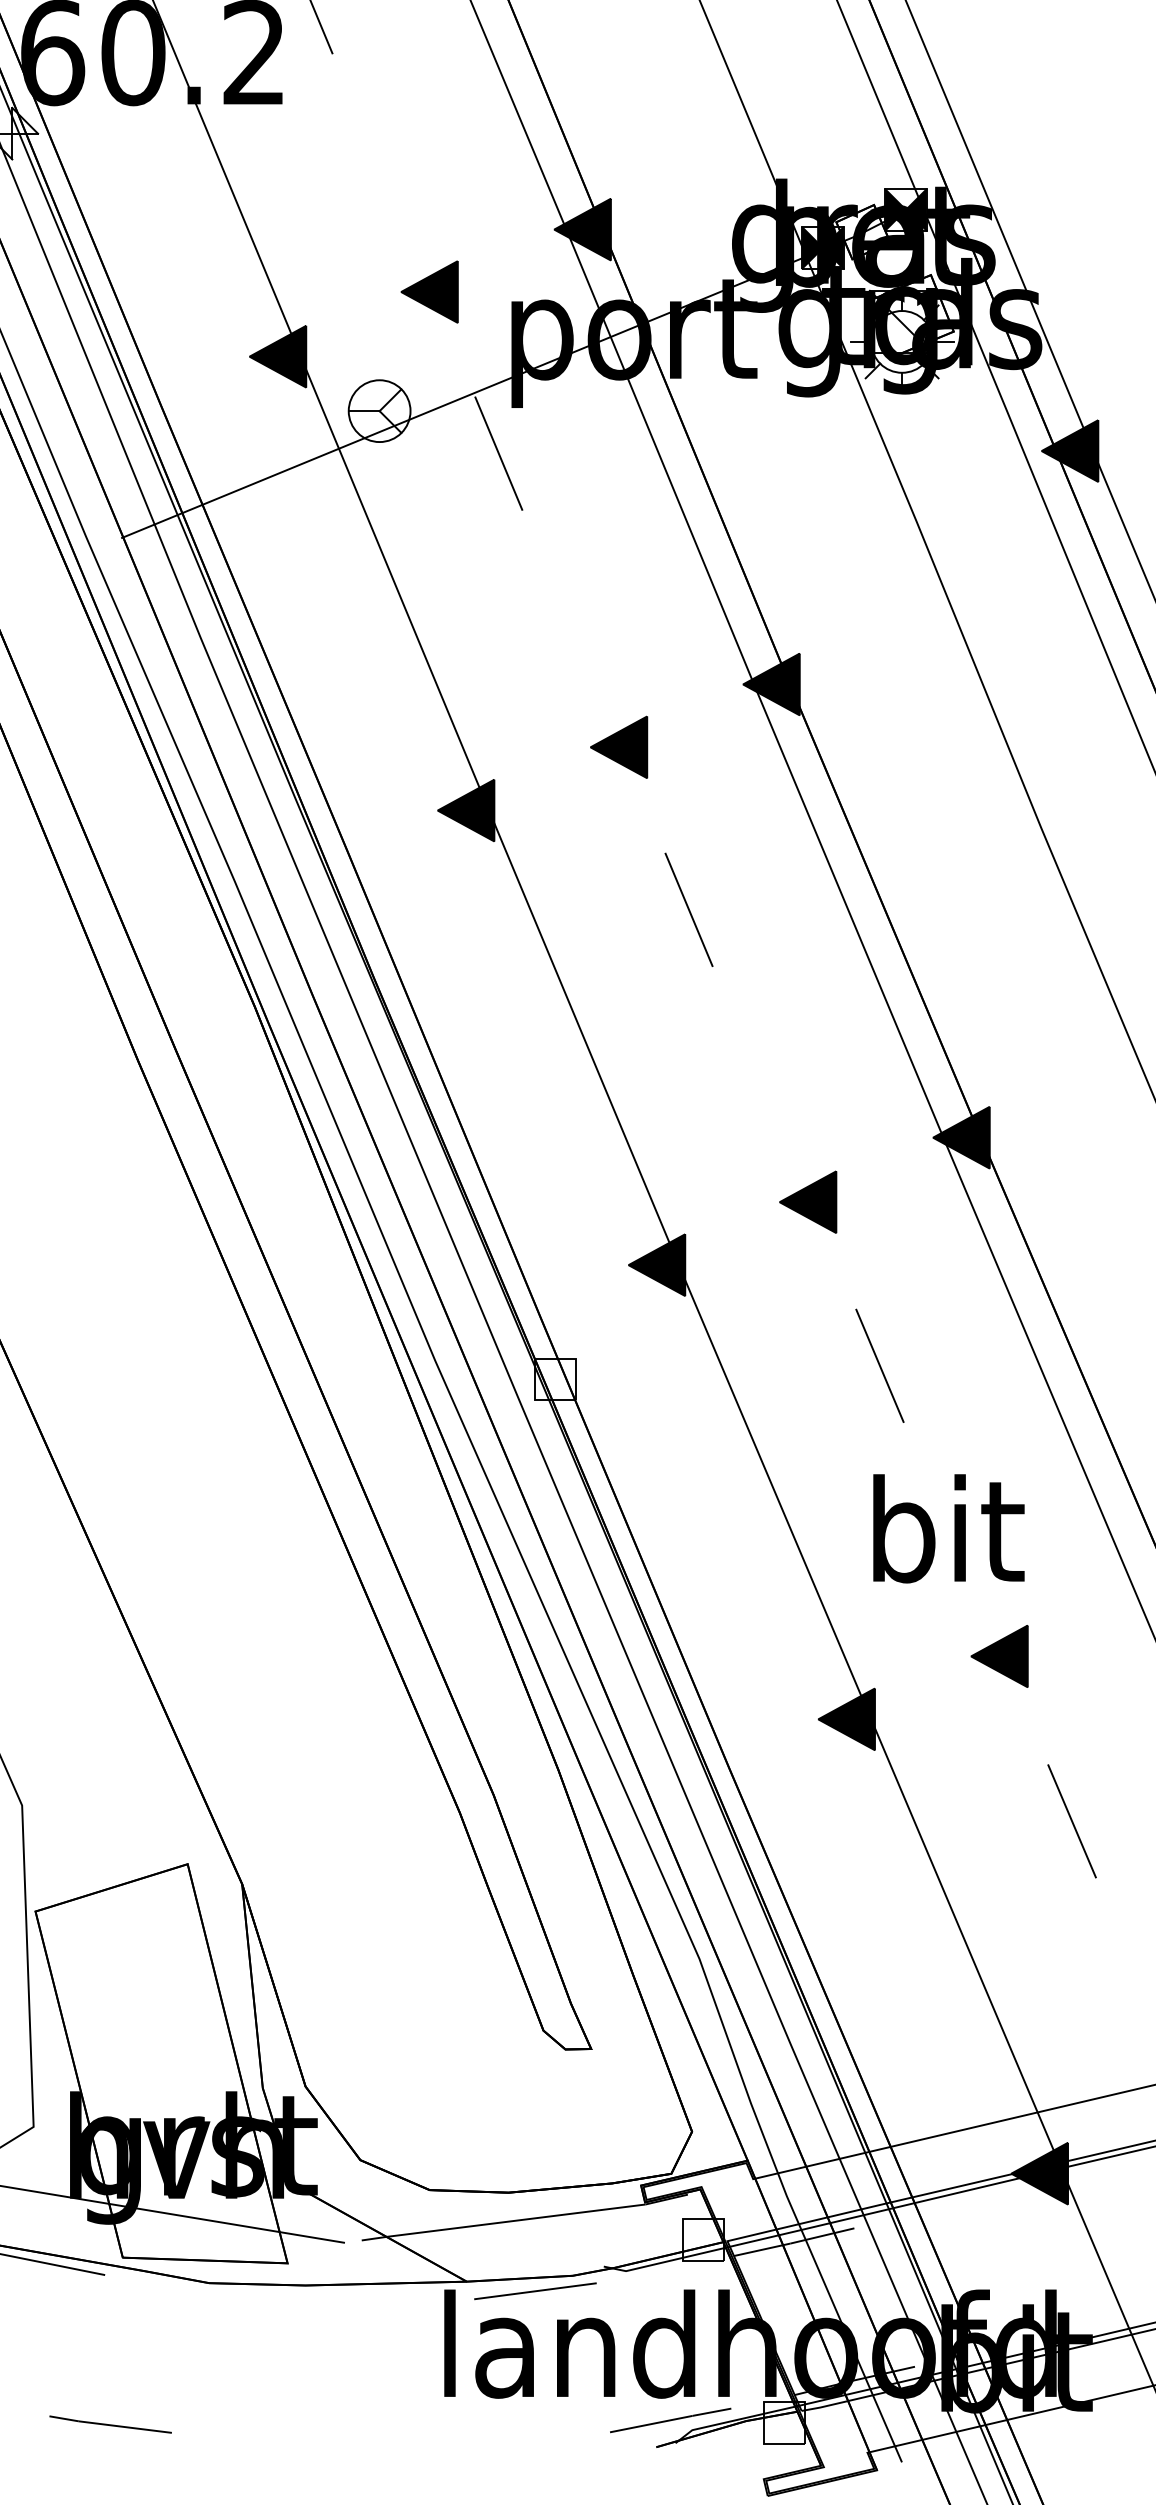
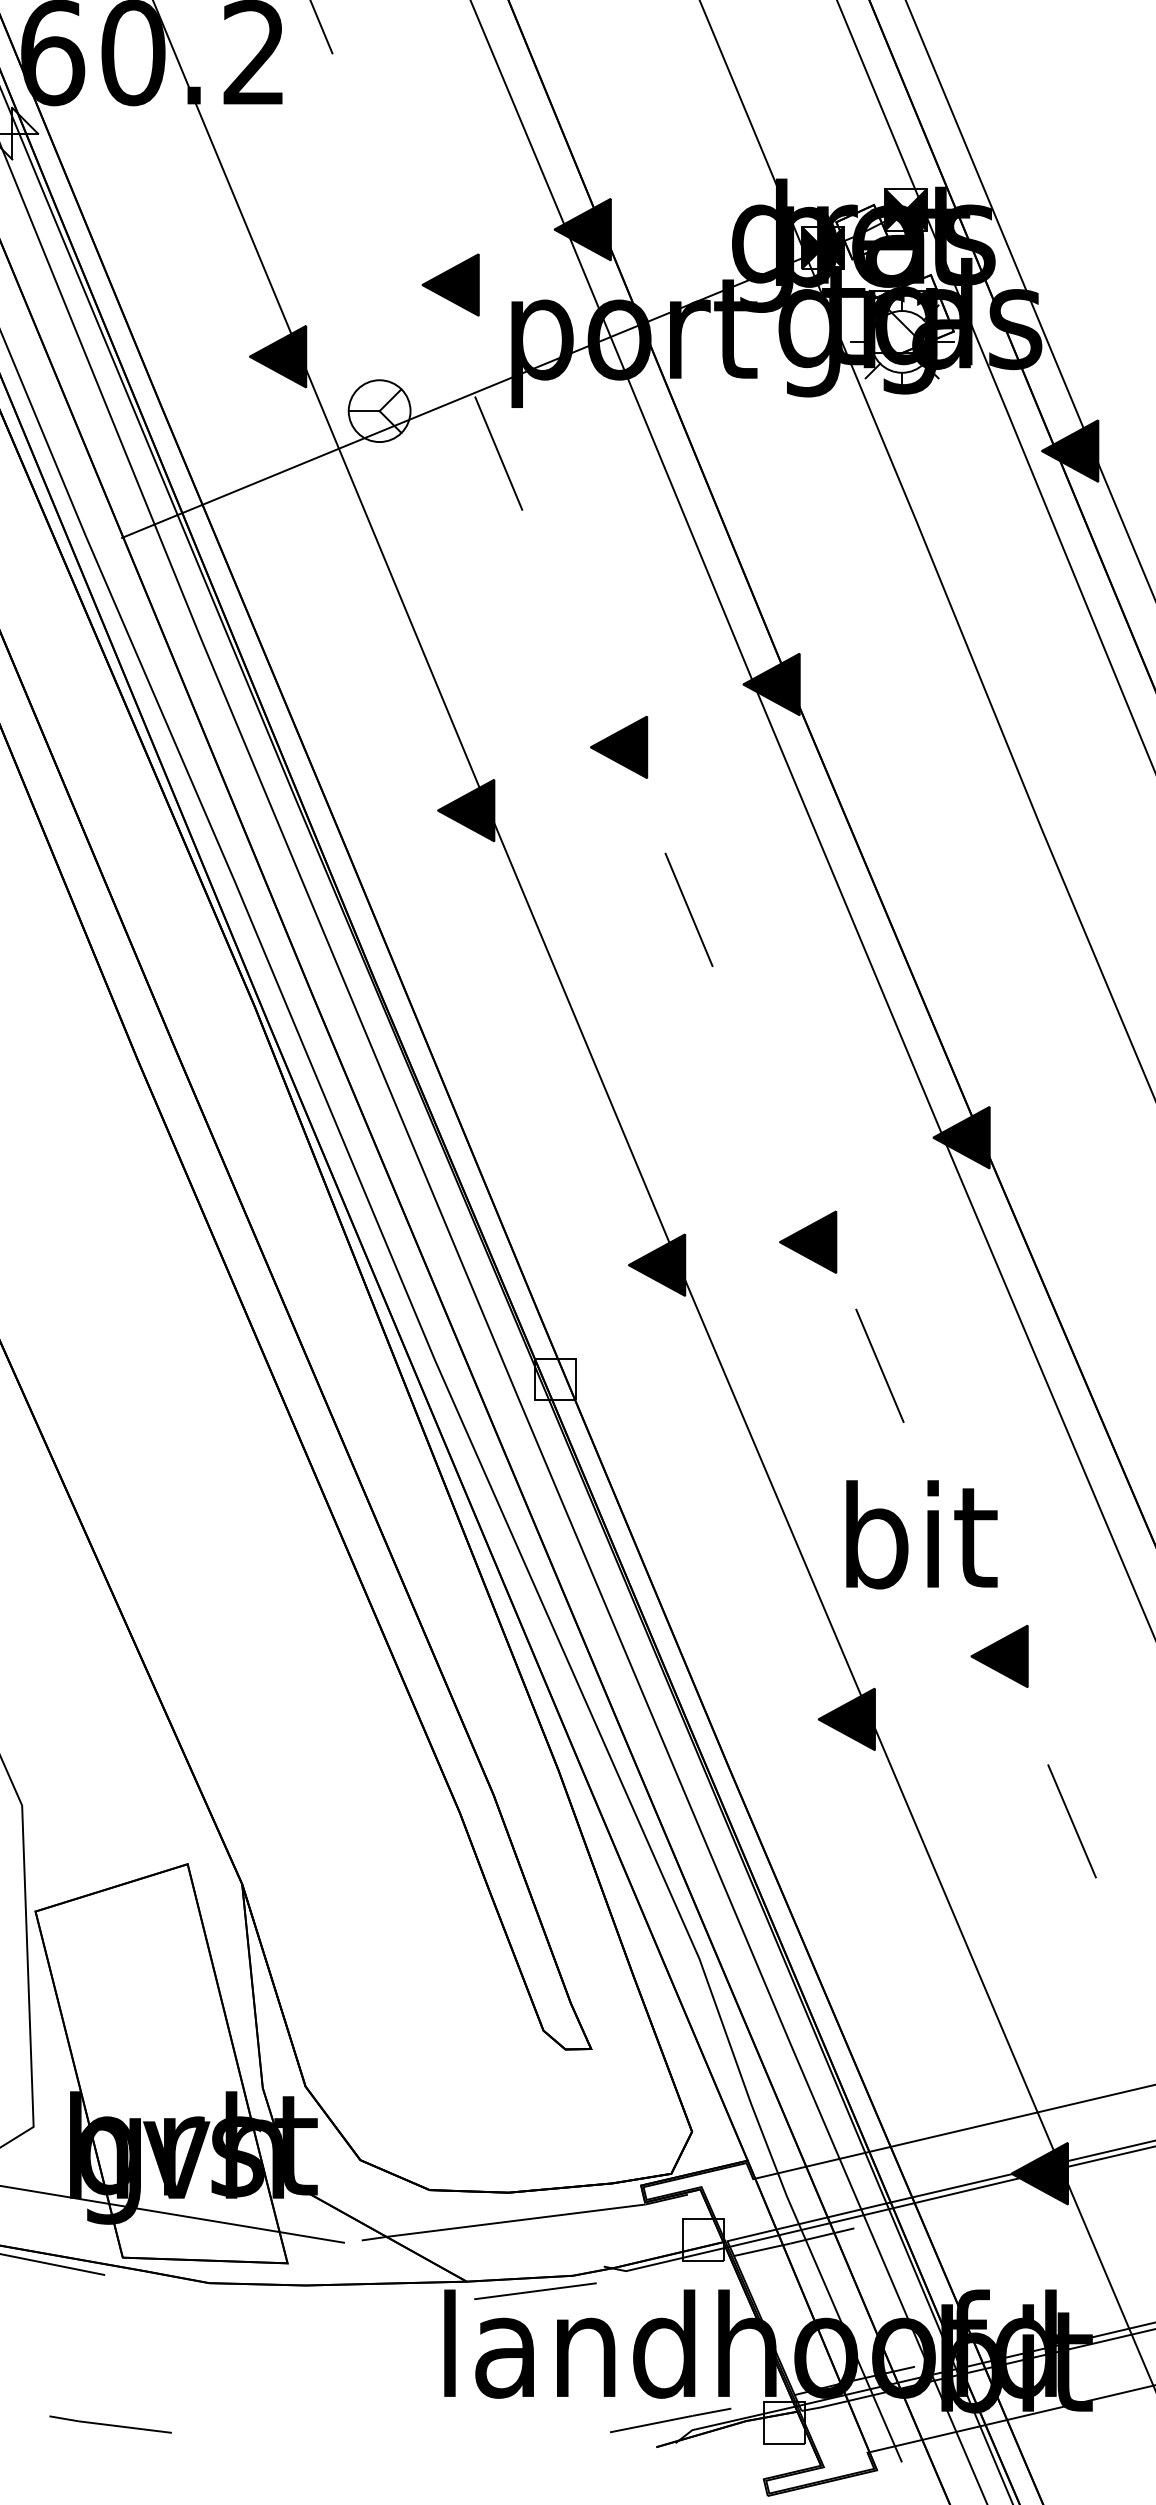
part position: (429, 291) -> (450, 284) (450, 284)
part position: (808, 1201) -> (808, 1241) (808, 1241)
text position: (948, 1528) -> (921, 1534) (921, 1534)
